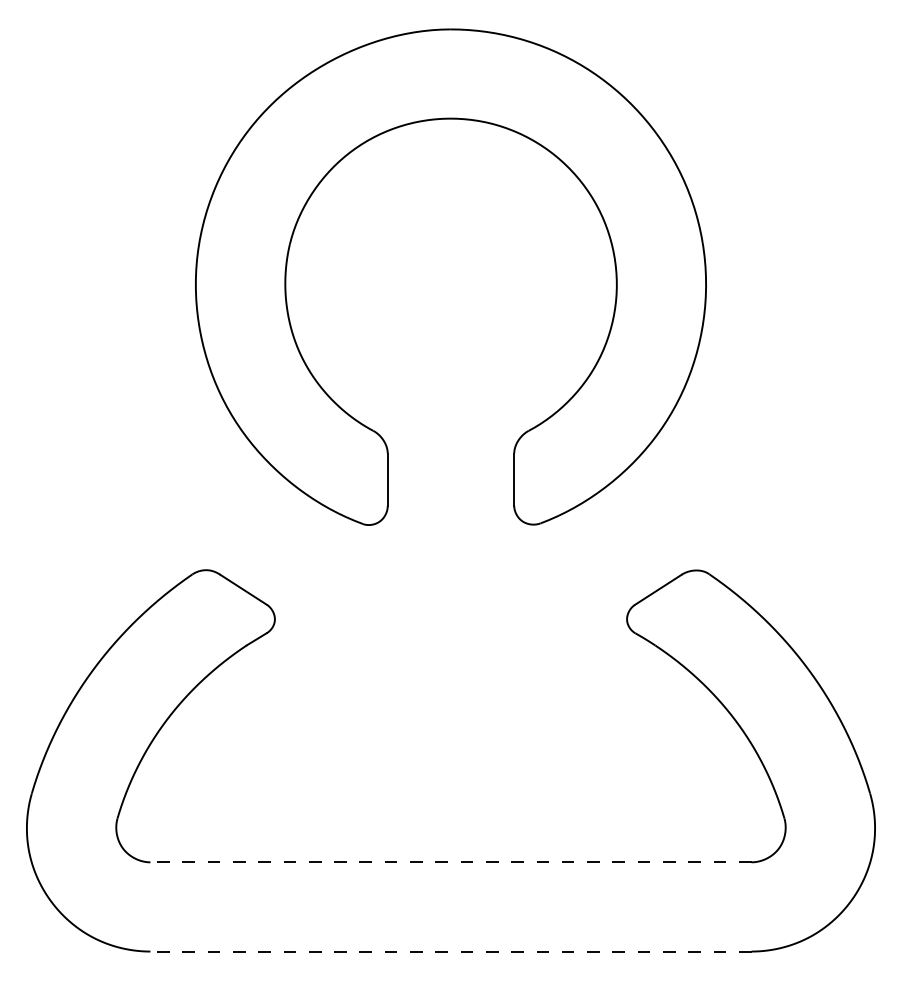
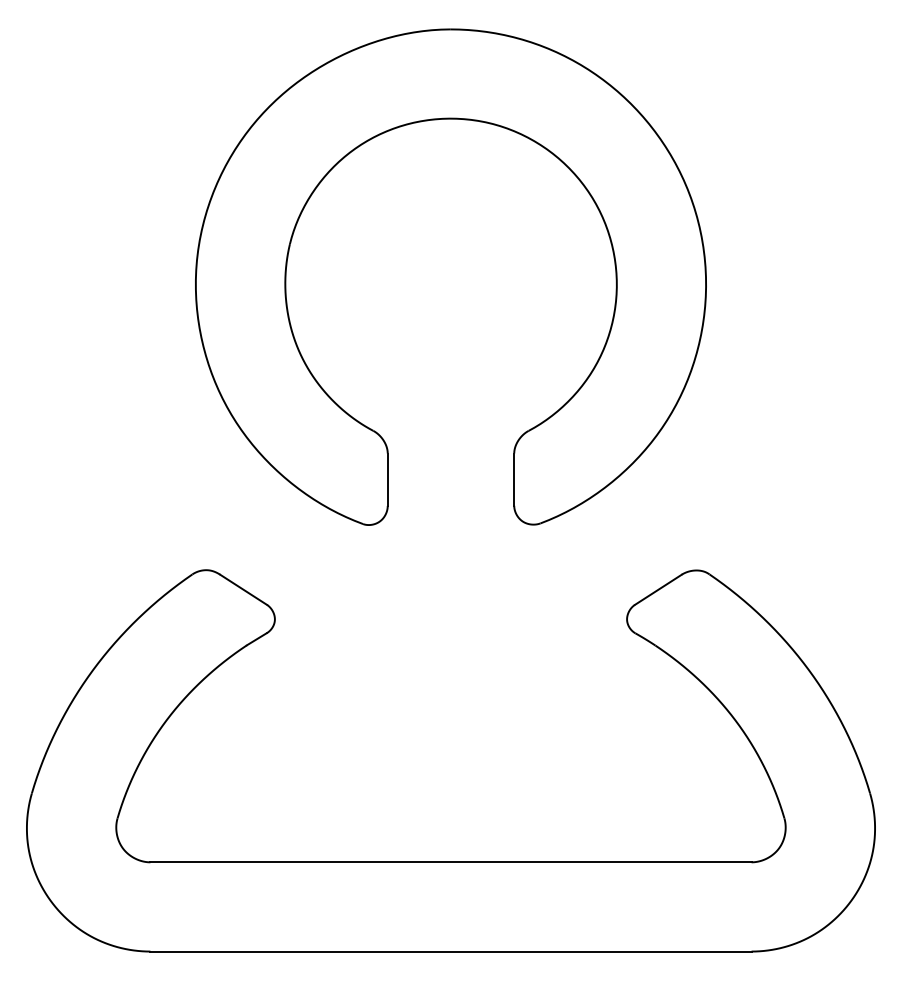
line: dashed -> solid (450, 862)
line: dashed -> solid (450, 951)
